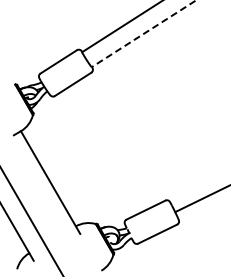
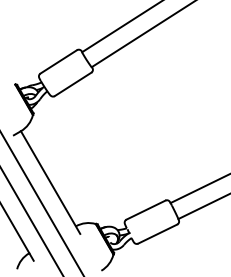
line: dashed -> solid (143, 33)
line: none -> present (198, 189)
line position: (201, 199) -> (202, 206) (202, 206)
line: none -> present (42, 203)
